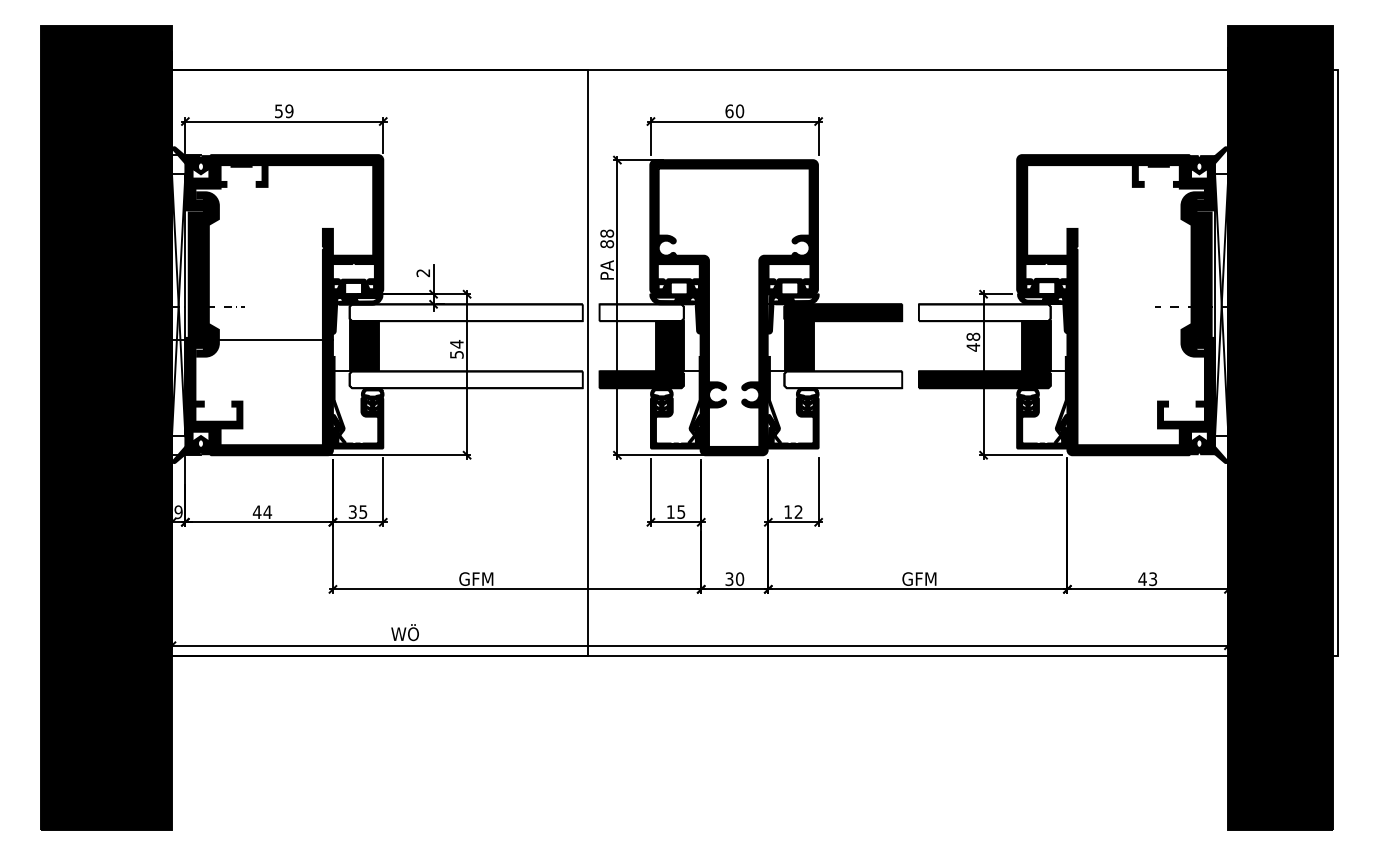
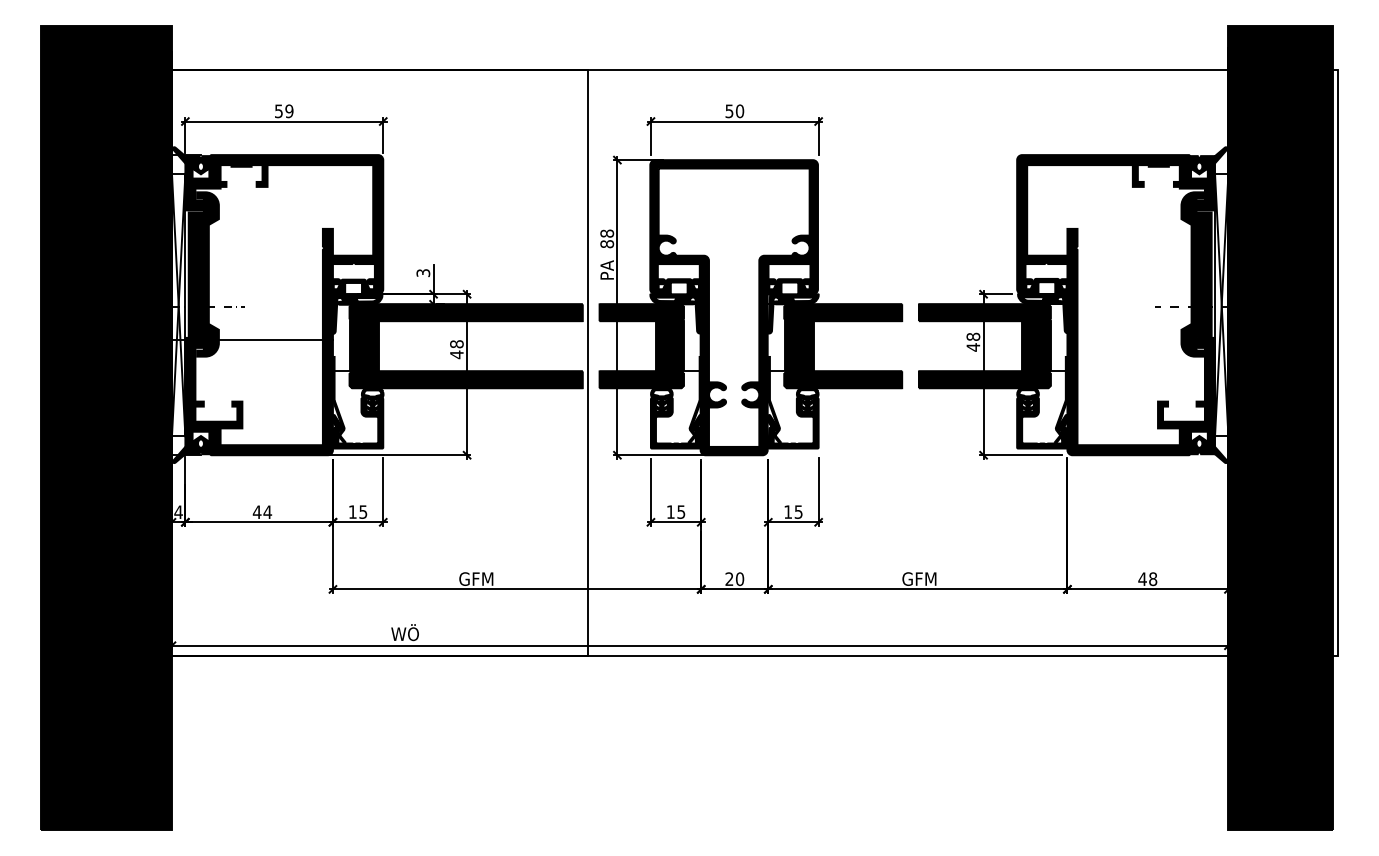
text: 60 -> 50 (729, 111)
text: 2 -> 3 (423, 272)
fill: none -> present (465, 312)
fill: none -> present (641, 312)
fill: none -> present (984, 312)
text: 54 -> 48 (456, 349)
fill: none -> present (465, 379)
fill: none -> present (843, 379)
text: 35 -> 15 (352, 511)
text: 12 -> 15 (798, 511)
text: 9 -> 4 (178, 512)
text: 43 -> 48 (1153, 578)
text: 30 -> 20 (729, 579)
